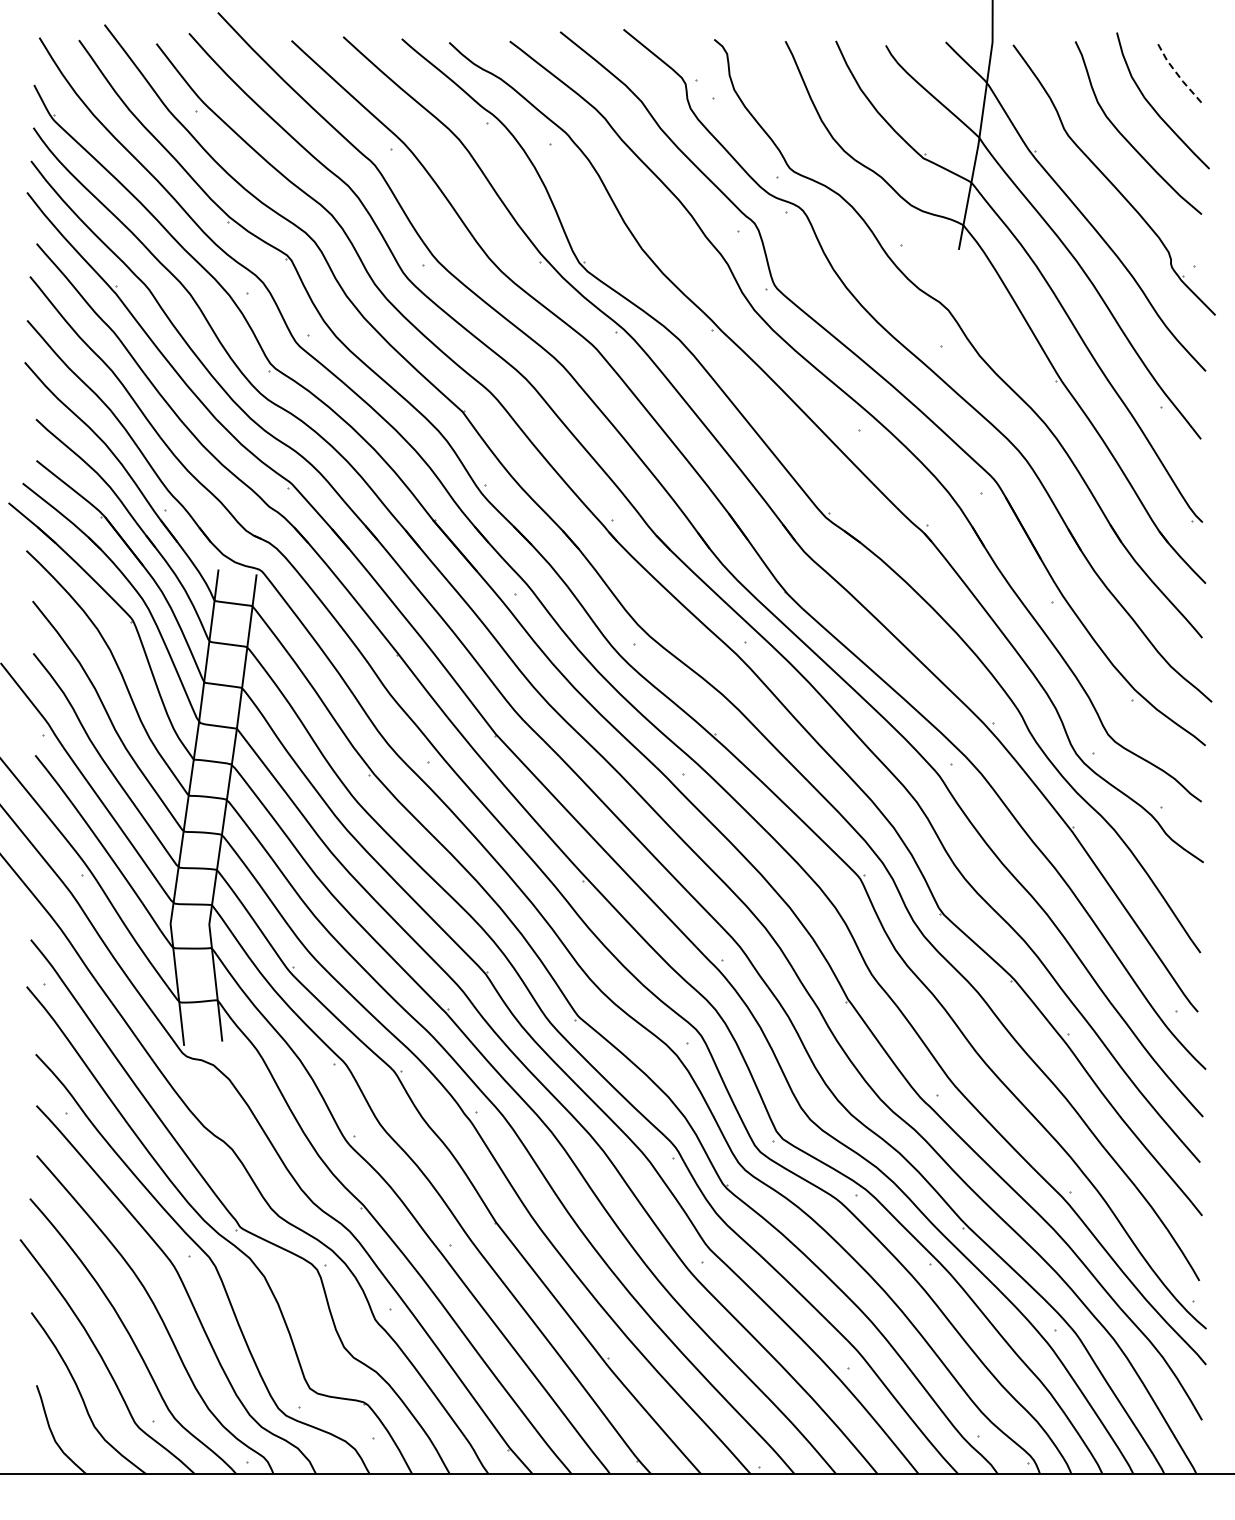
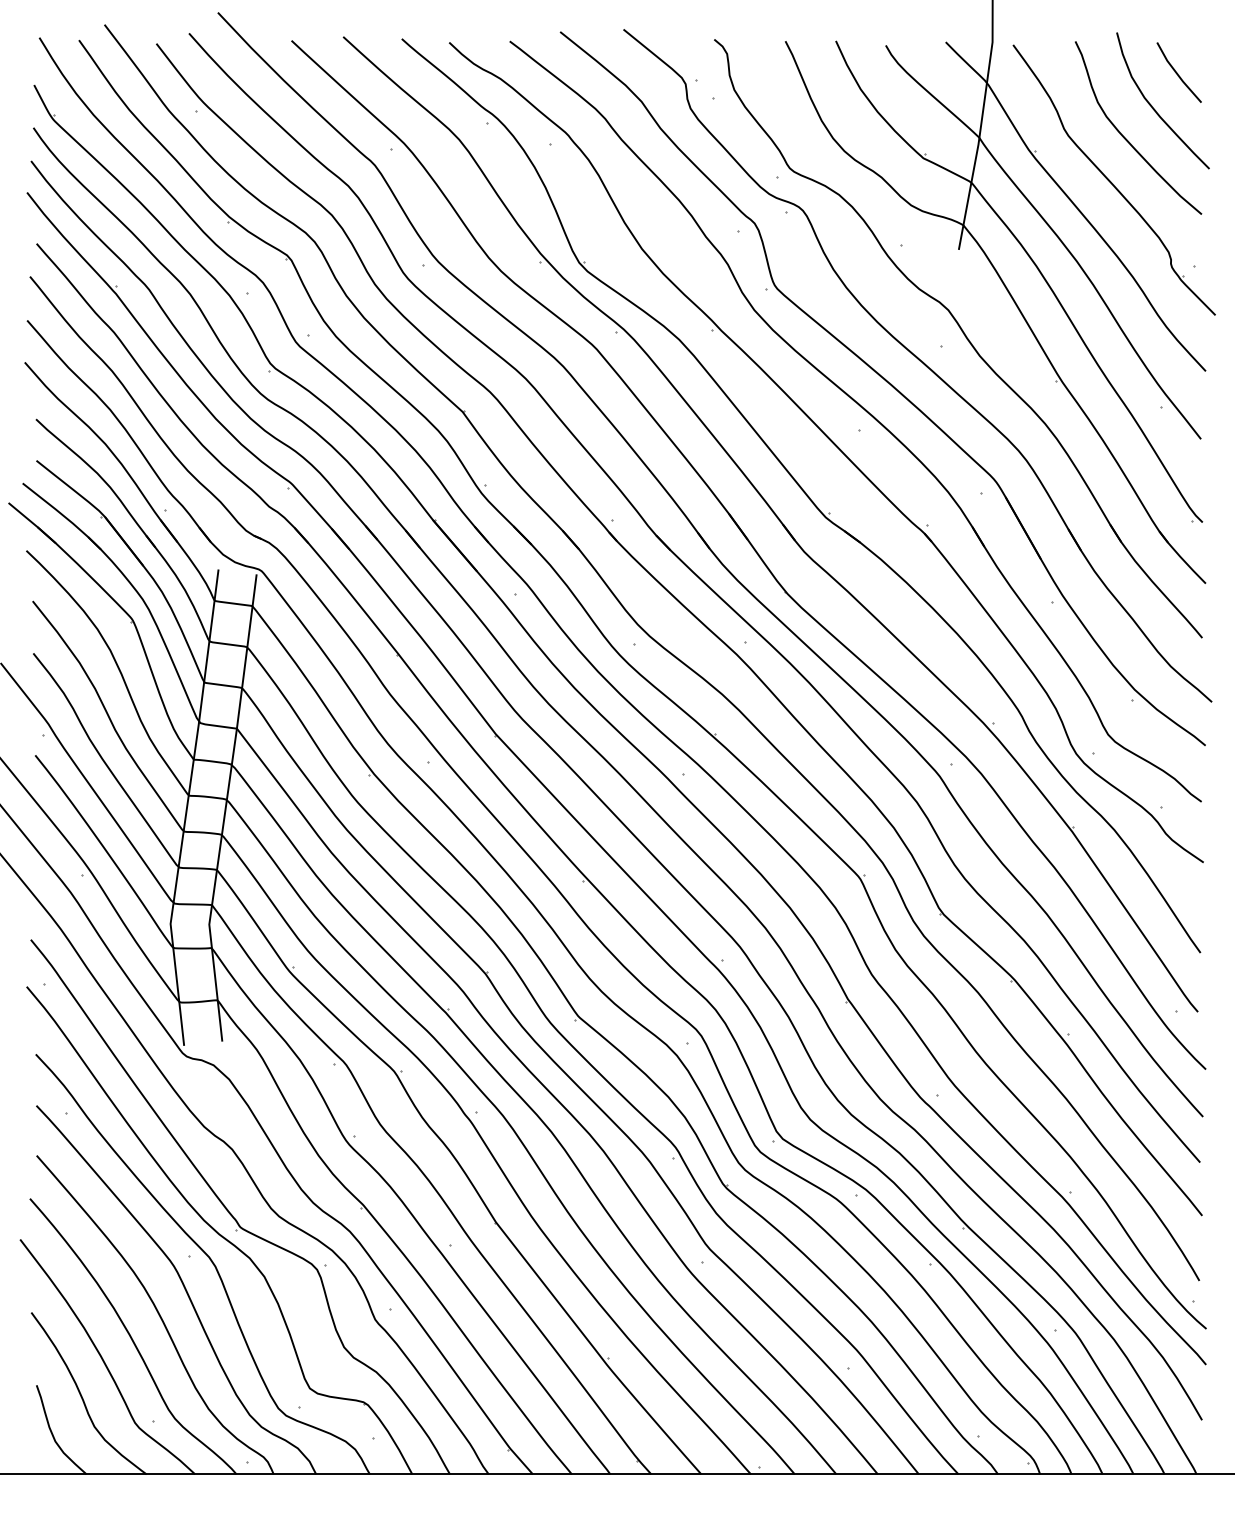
line: dashed -> solid (1177, 73)
